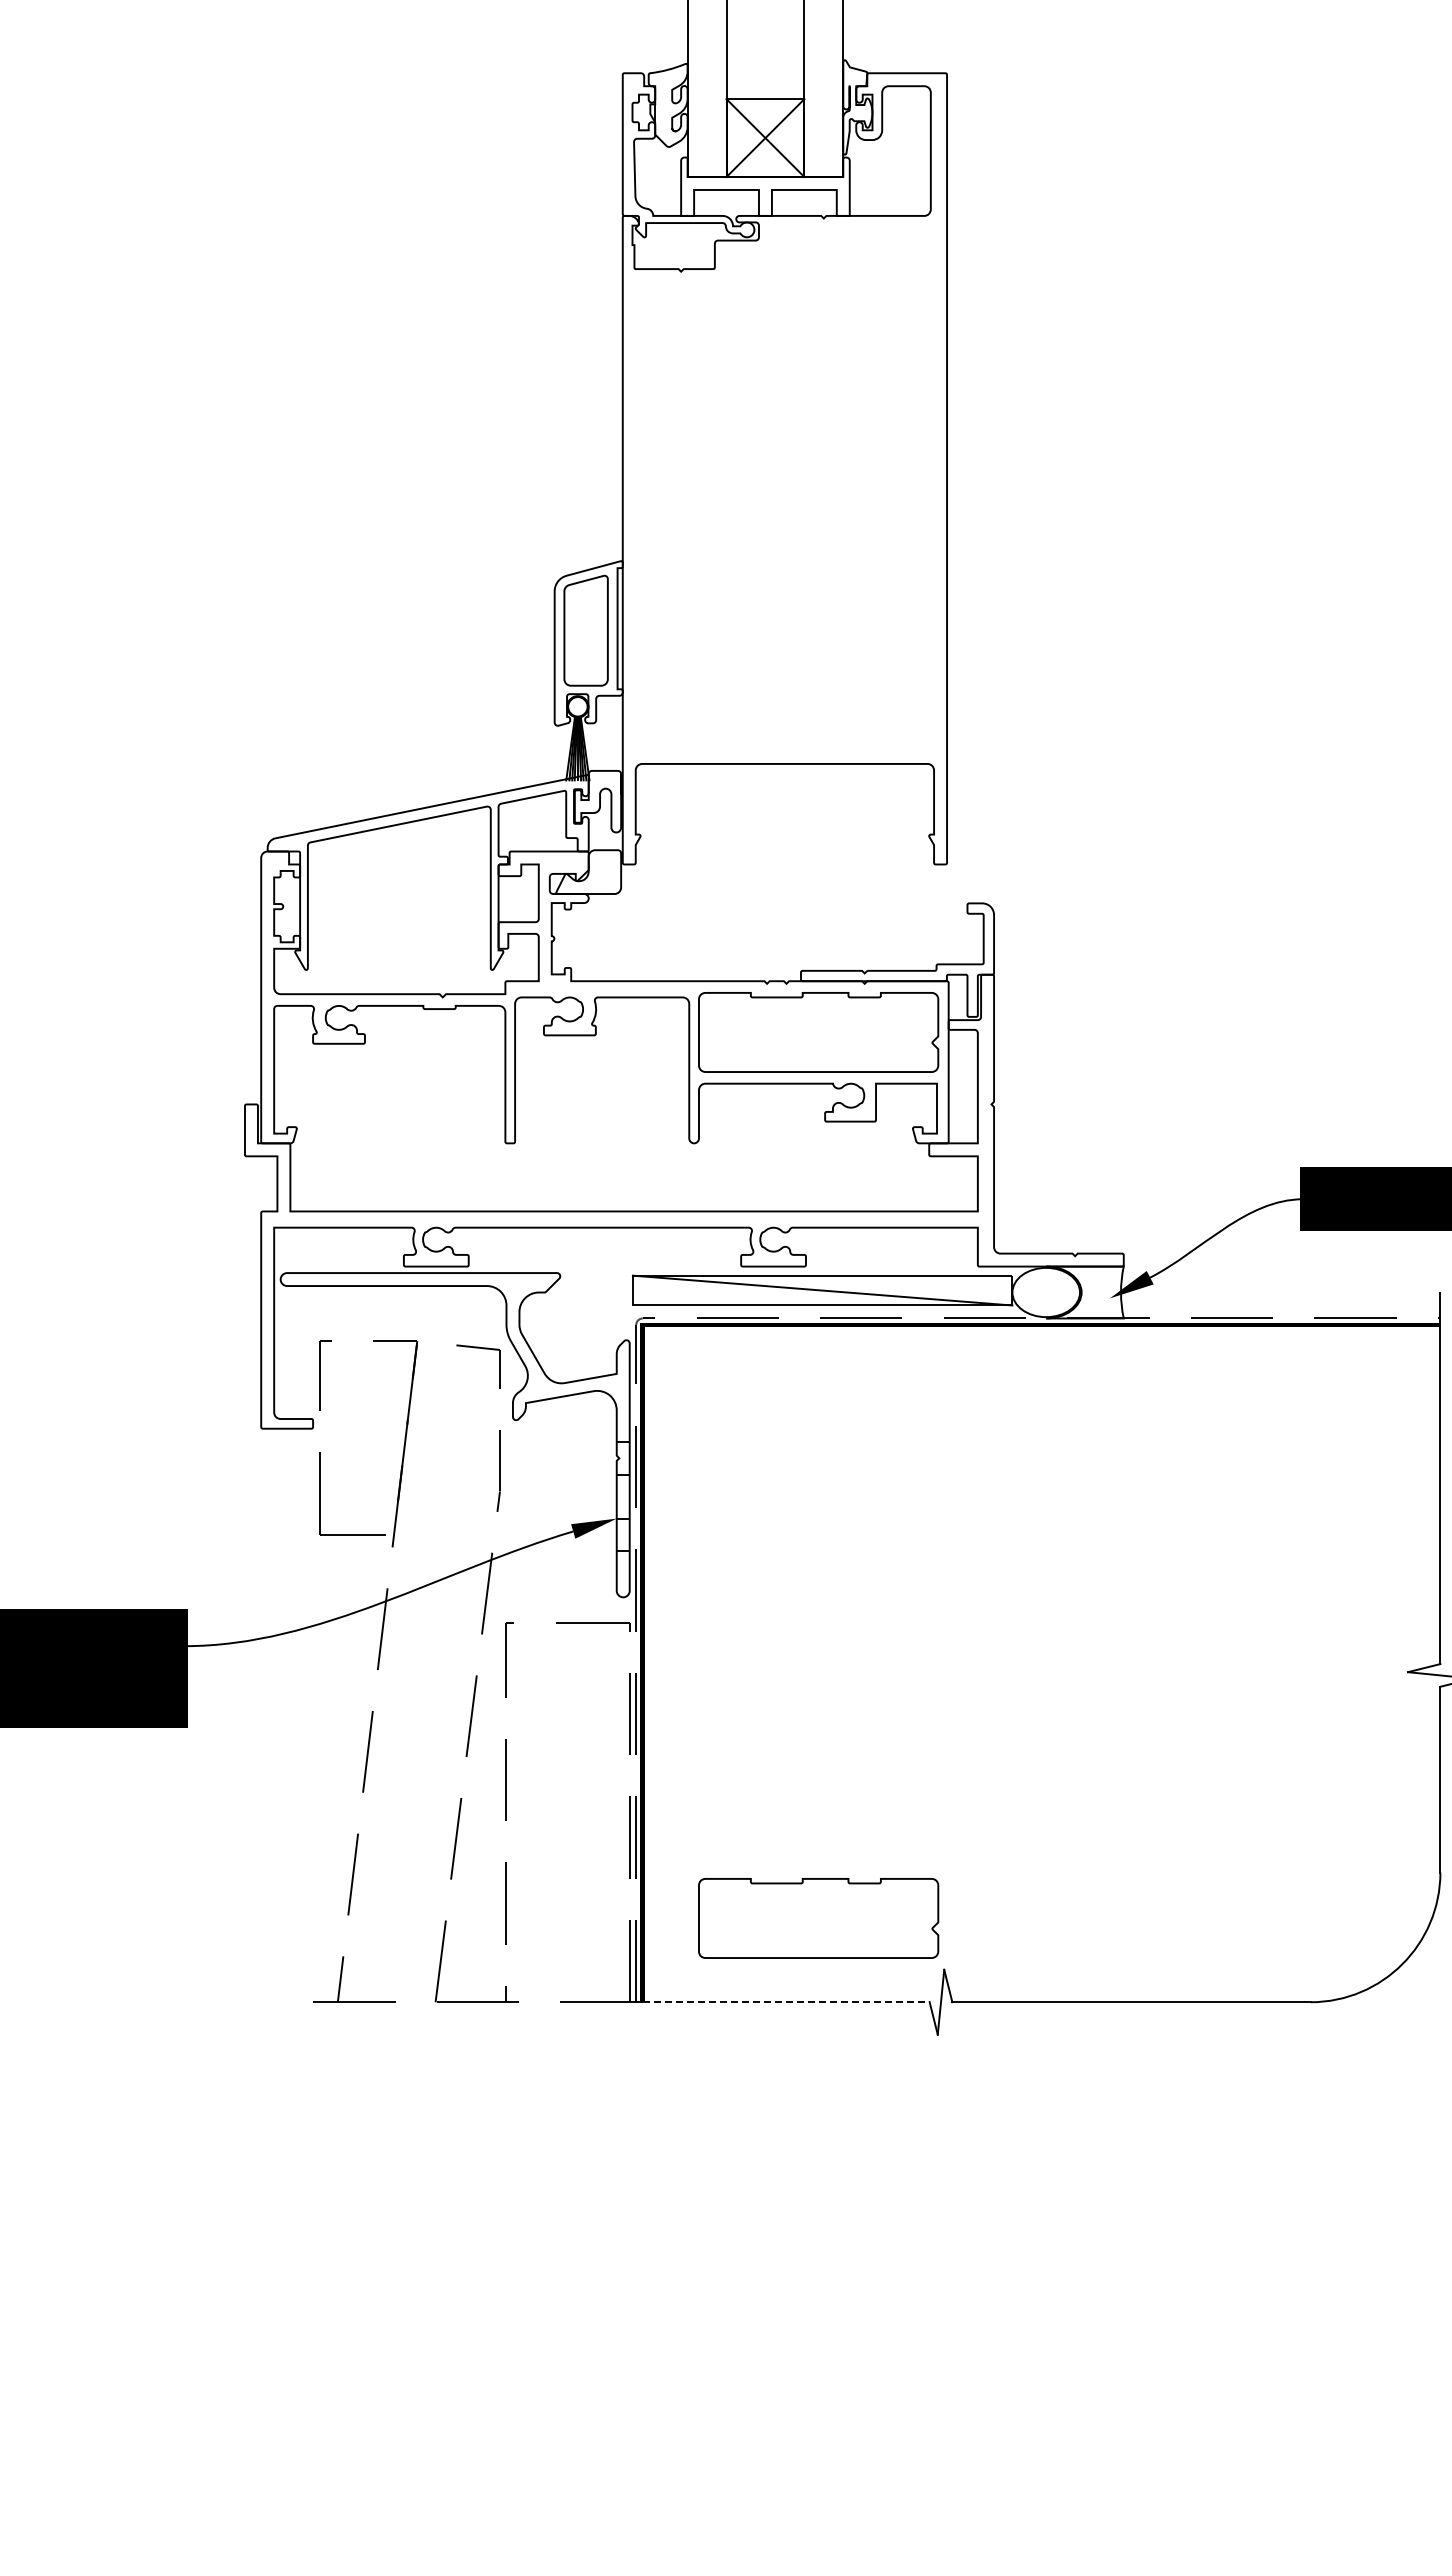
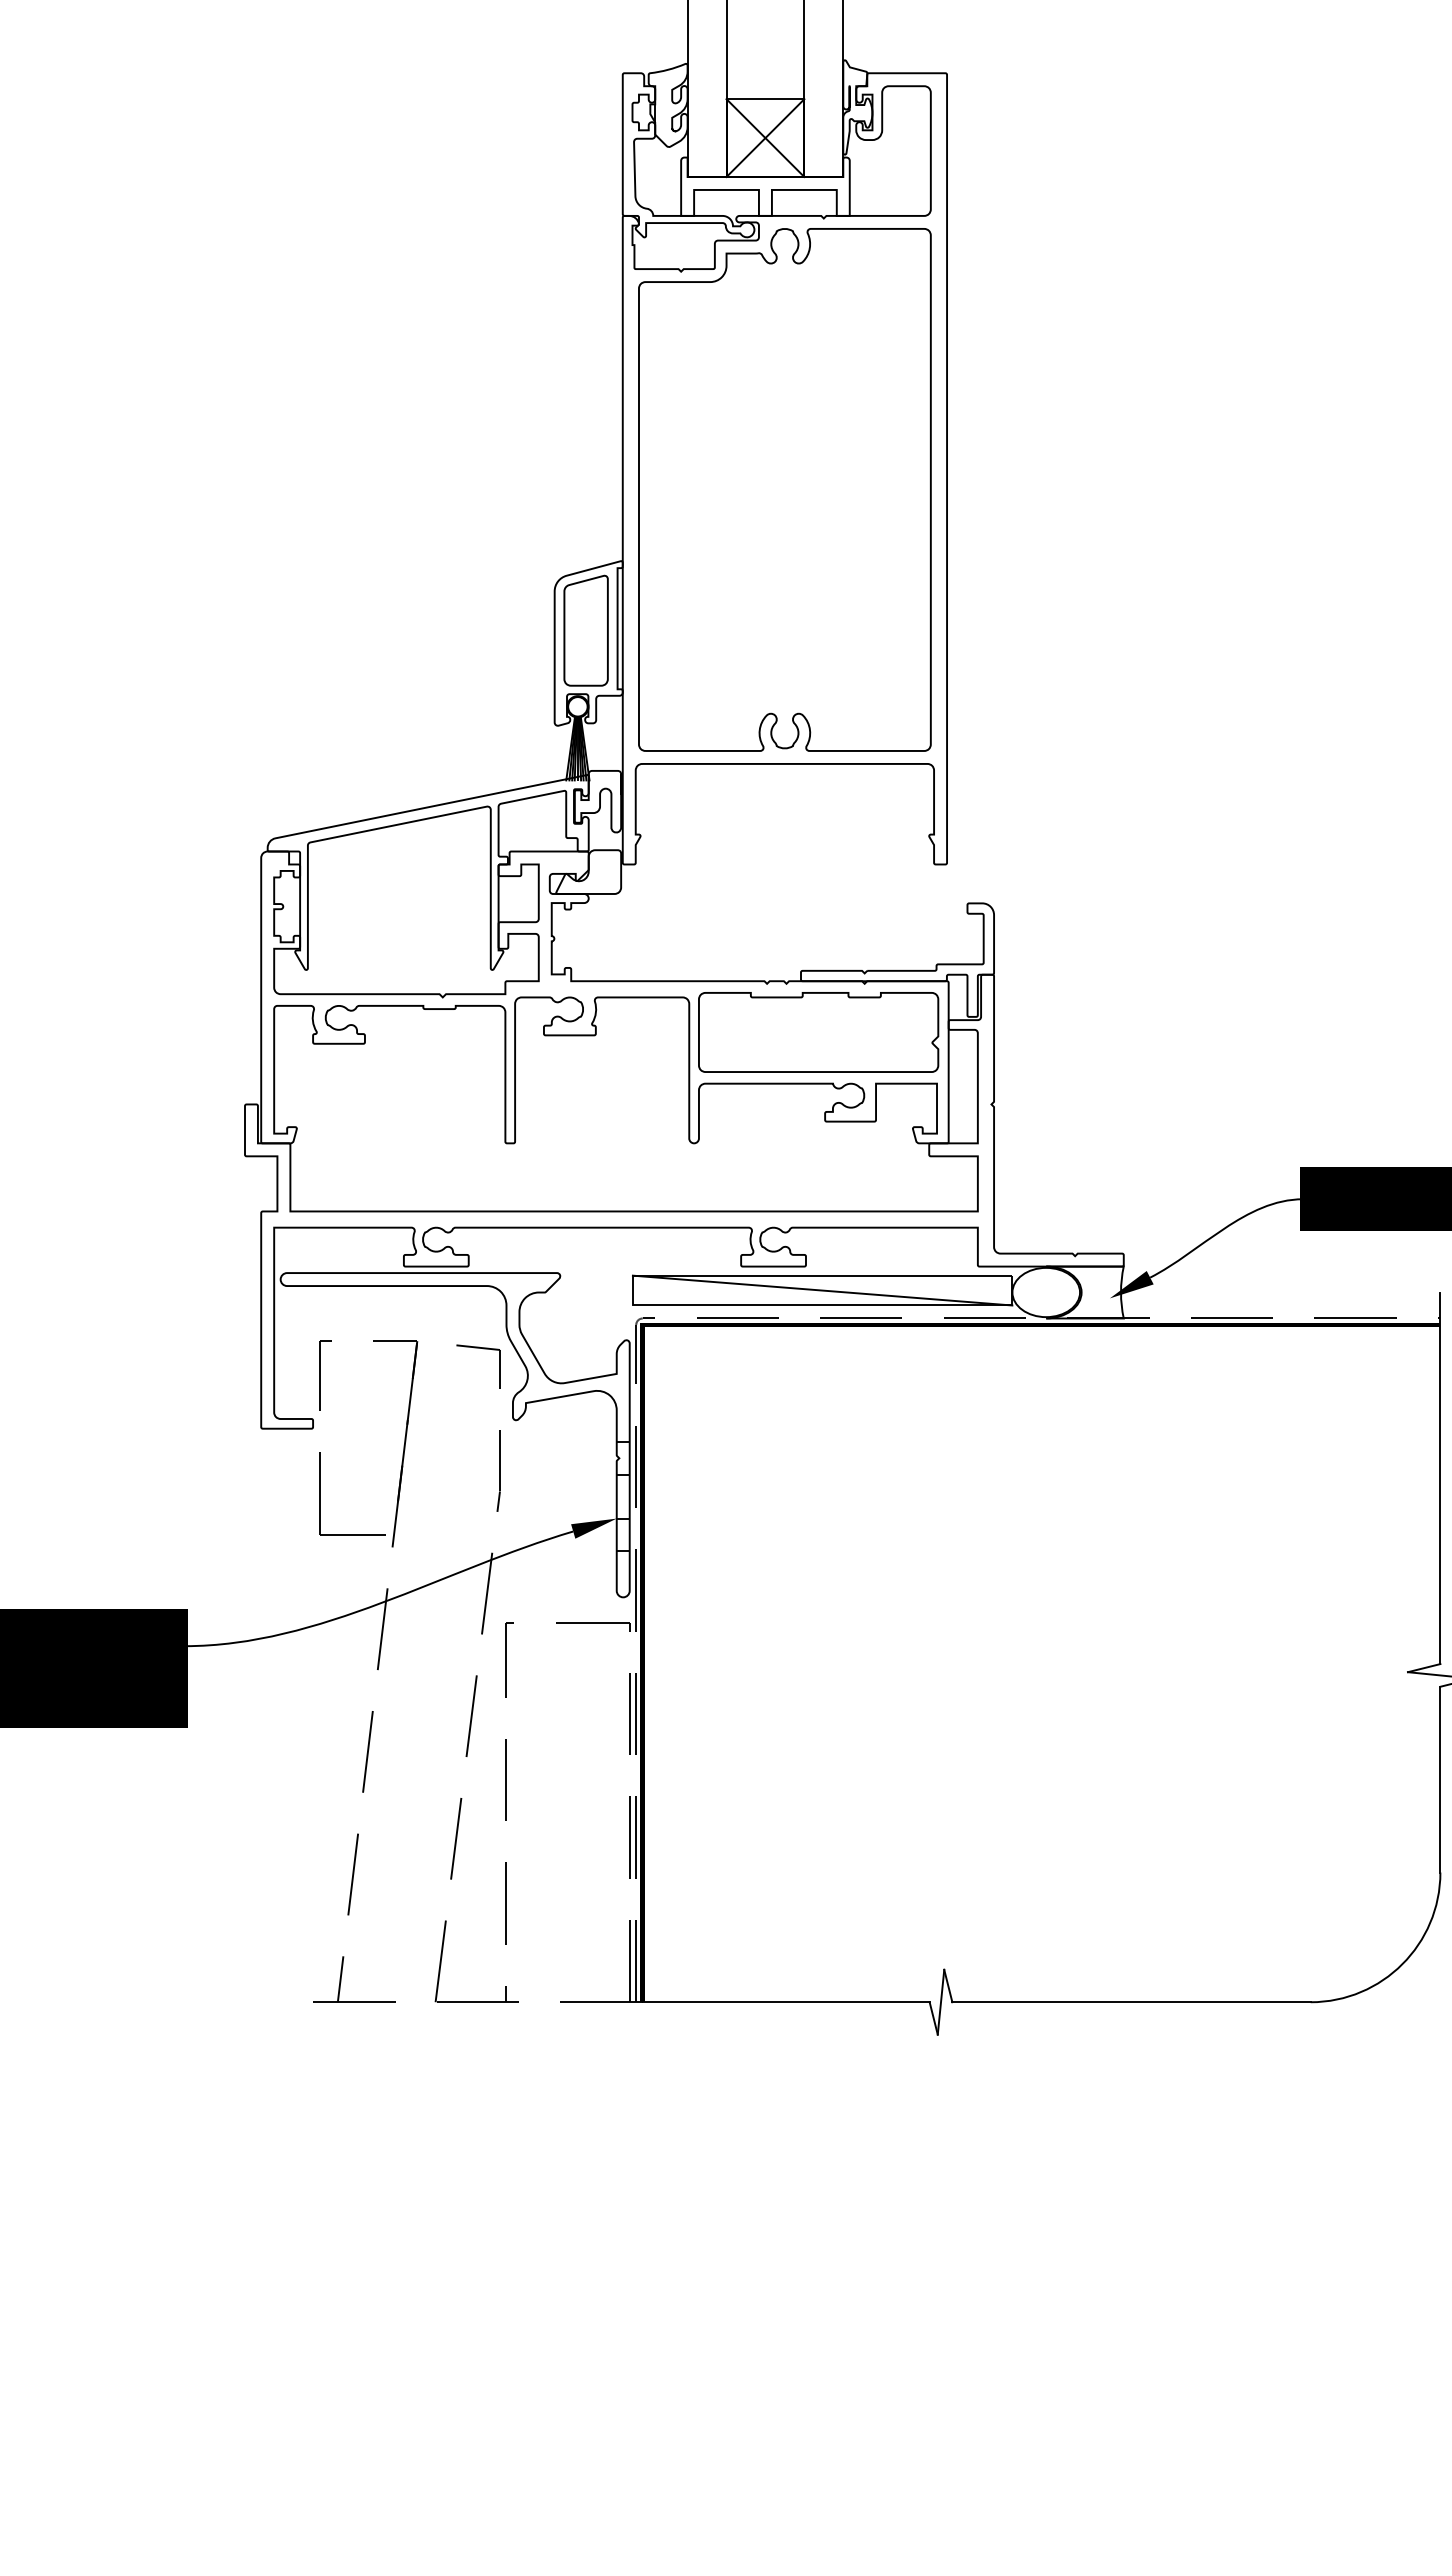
part: none -> present (784, 489)
part: present -> none (818, 1918)
line: dashed -> solid (786, 2002)
